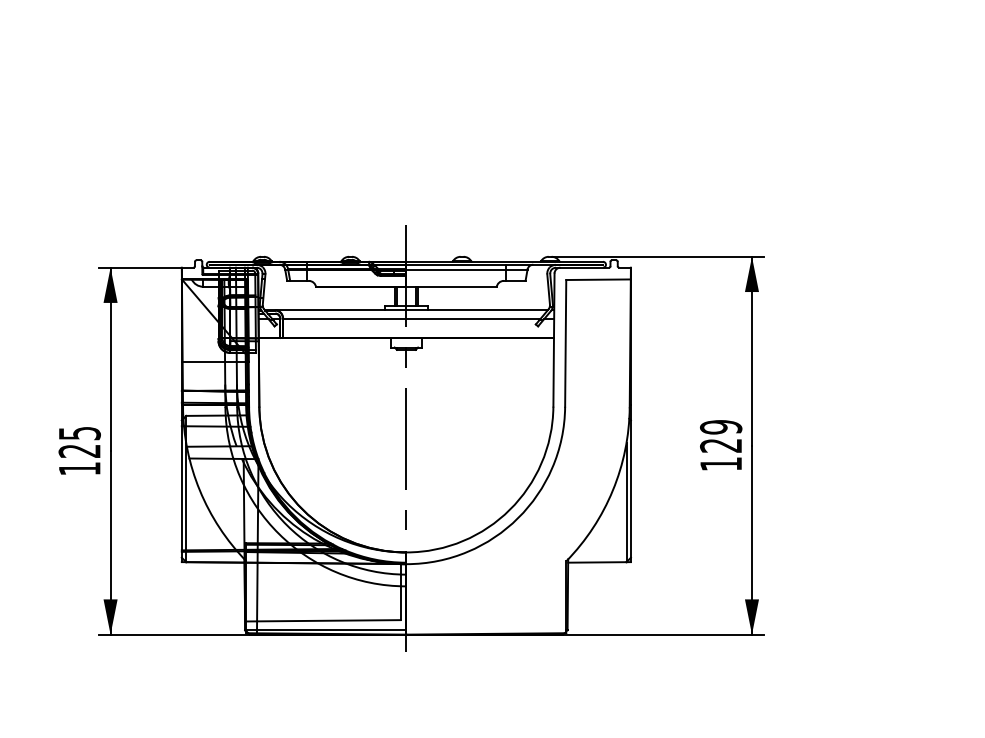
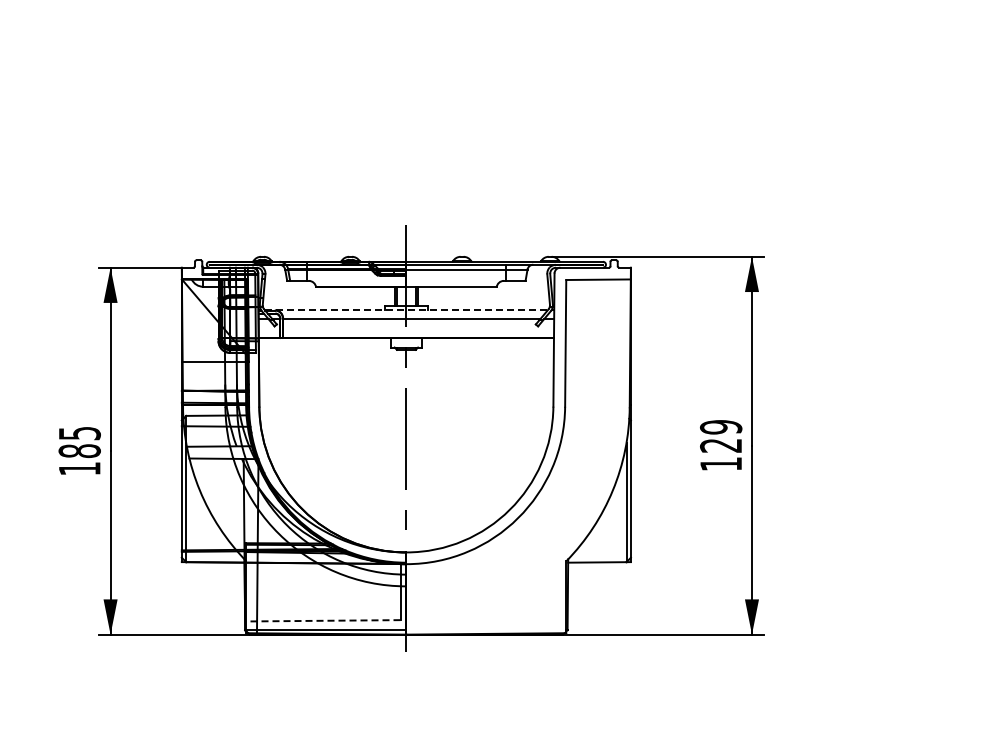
line: solid -> dashed (406, 310)
text: 125 -> 185 (79, 451)
line: solid -> dashed (322, 620)
